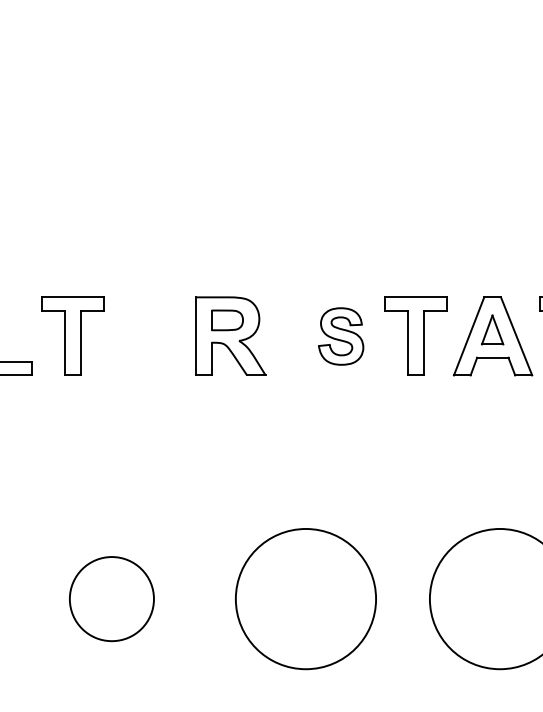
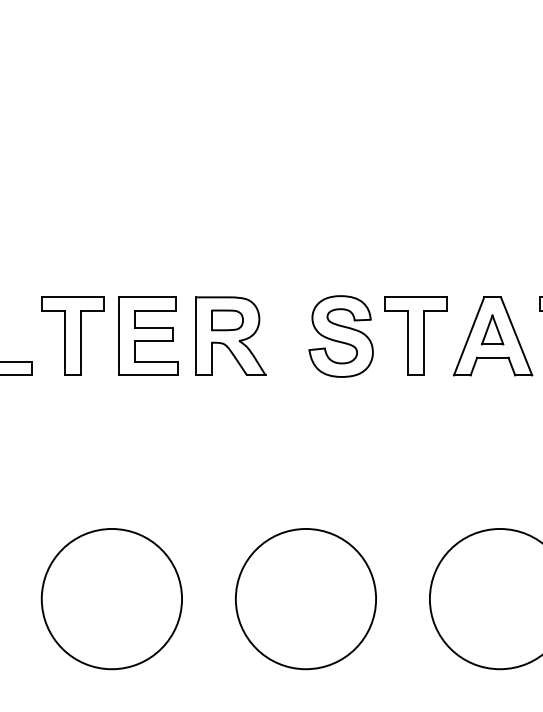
part: none -> present (148, 335)
part size: 47x59 px -> 66x83 px (340, 336)
circle diameter: 84 px -> 140 px (111, 598)
